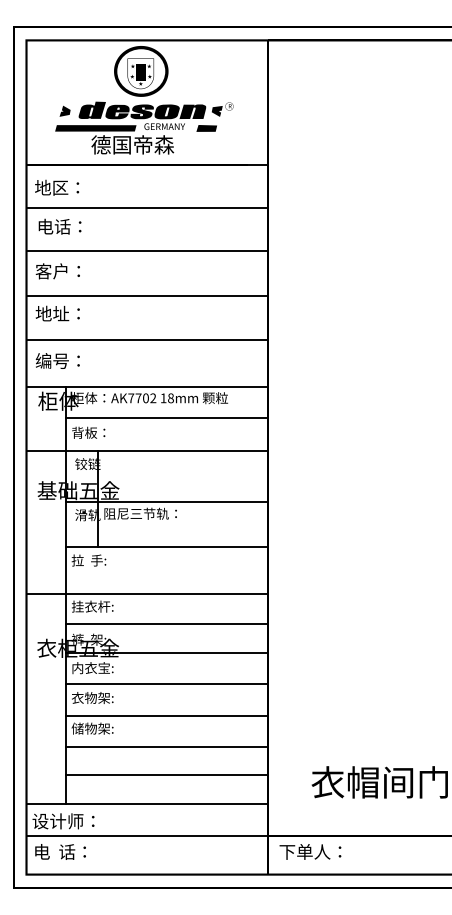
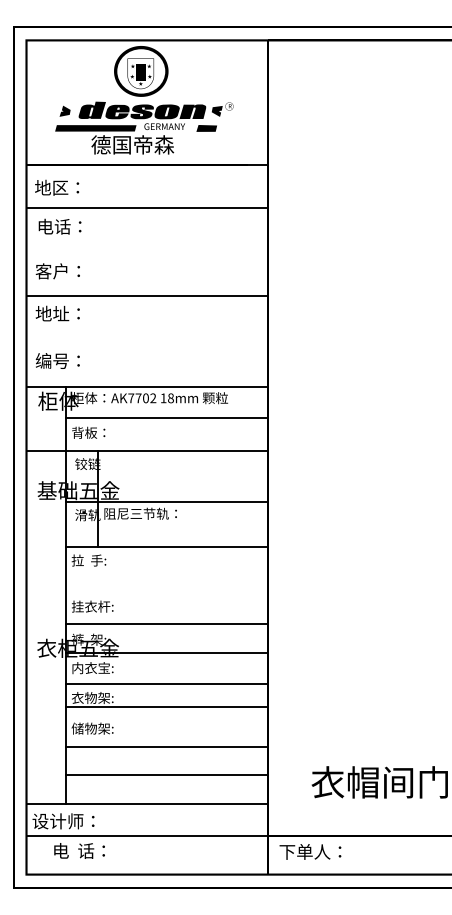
line: present -> none (147, 251)
line: present -> none (146, 339)
line: present -> none (146, 593)
line position: (166, 715) -> (166, 706) (166, 706)
text position: (60, 851) -> (79, 850) (79, 850)
